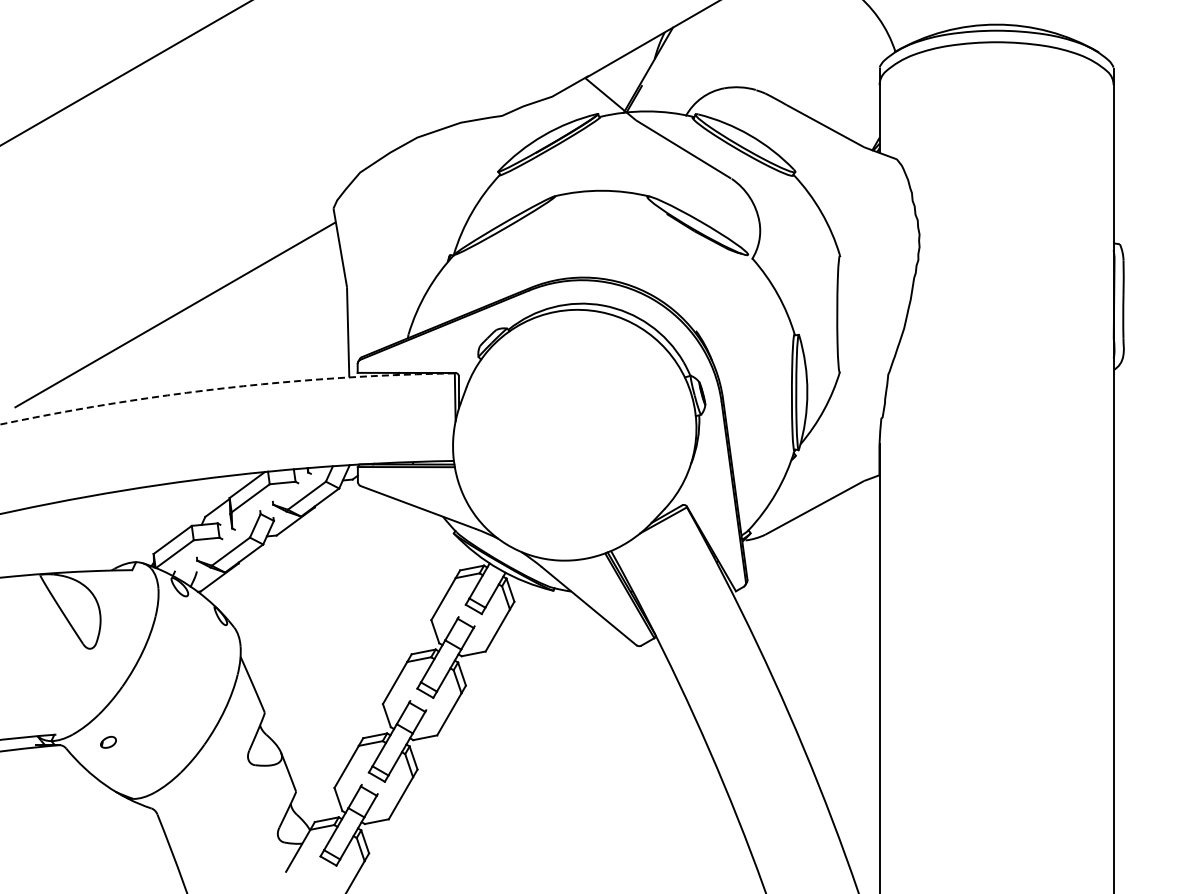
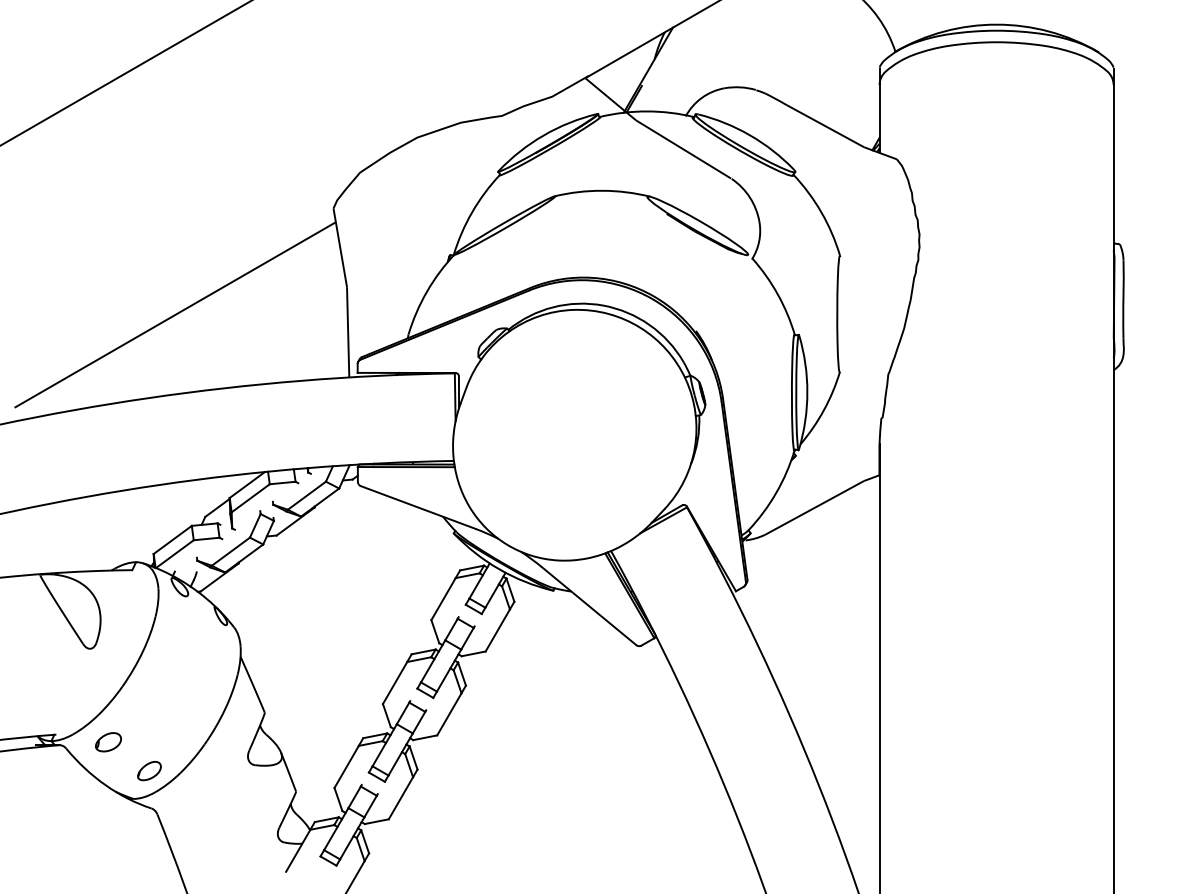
arc: dashed -> solid (225, 388)
part size: 17x14 px -> 27x21 px (108, 742)
part: none -> present (149, 771)
